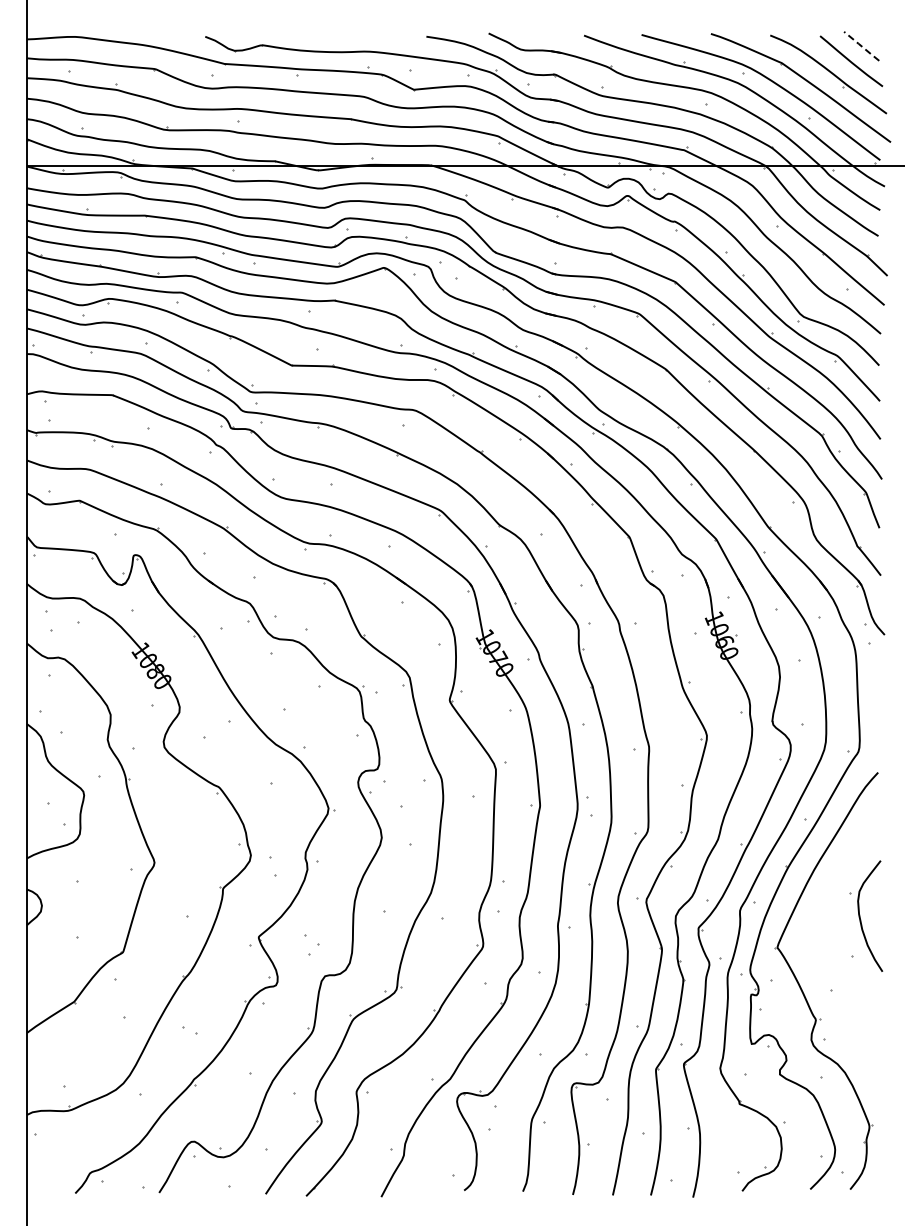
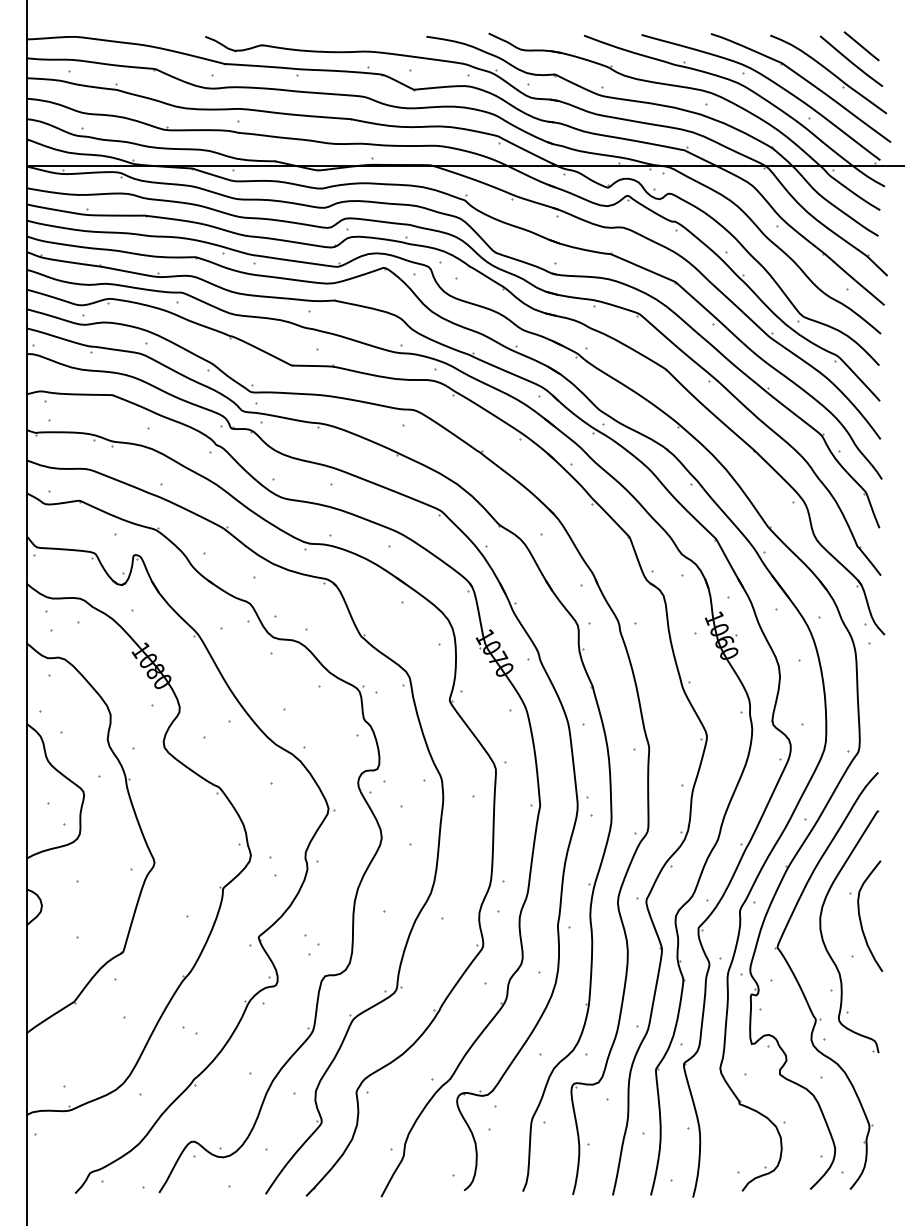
line: dashed -> solid (861, 46)
part: none -> present (823, 937)
